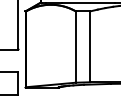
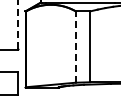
line: solid -> dashed (17, 25)
line: solid -> dashed (75, 47)
